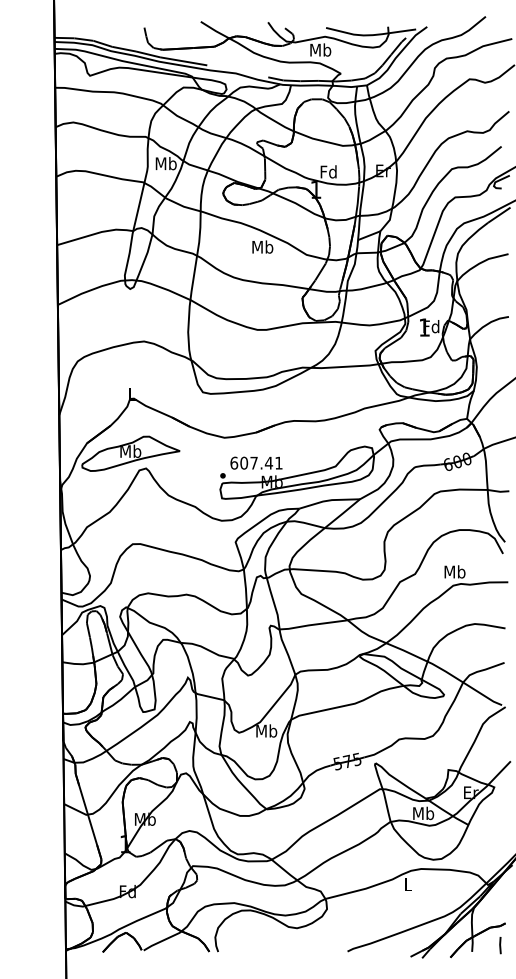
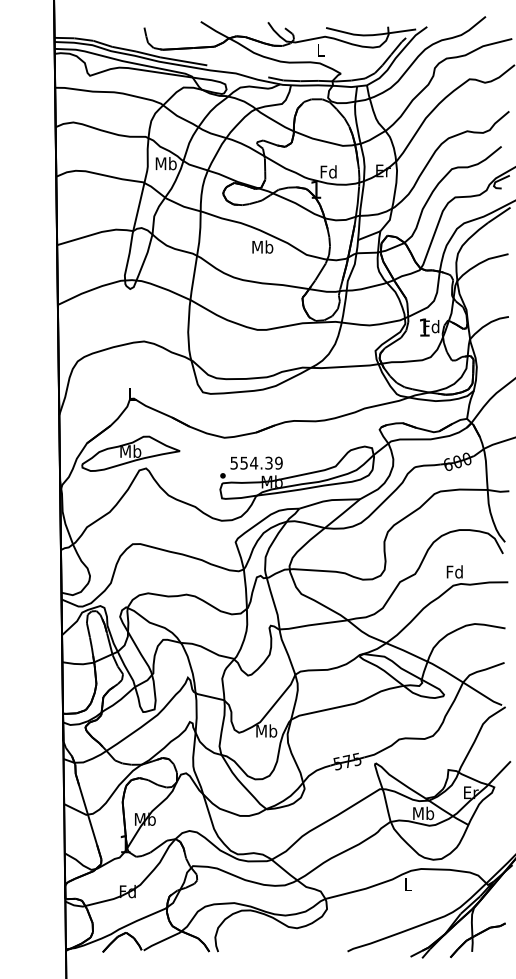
text: Mb -> L (320, 49)
text: 607.41 -> 554.39 (256, 462)
text: Mb -> Fd (454, 571)
line: present -> none (500, 945)
